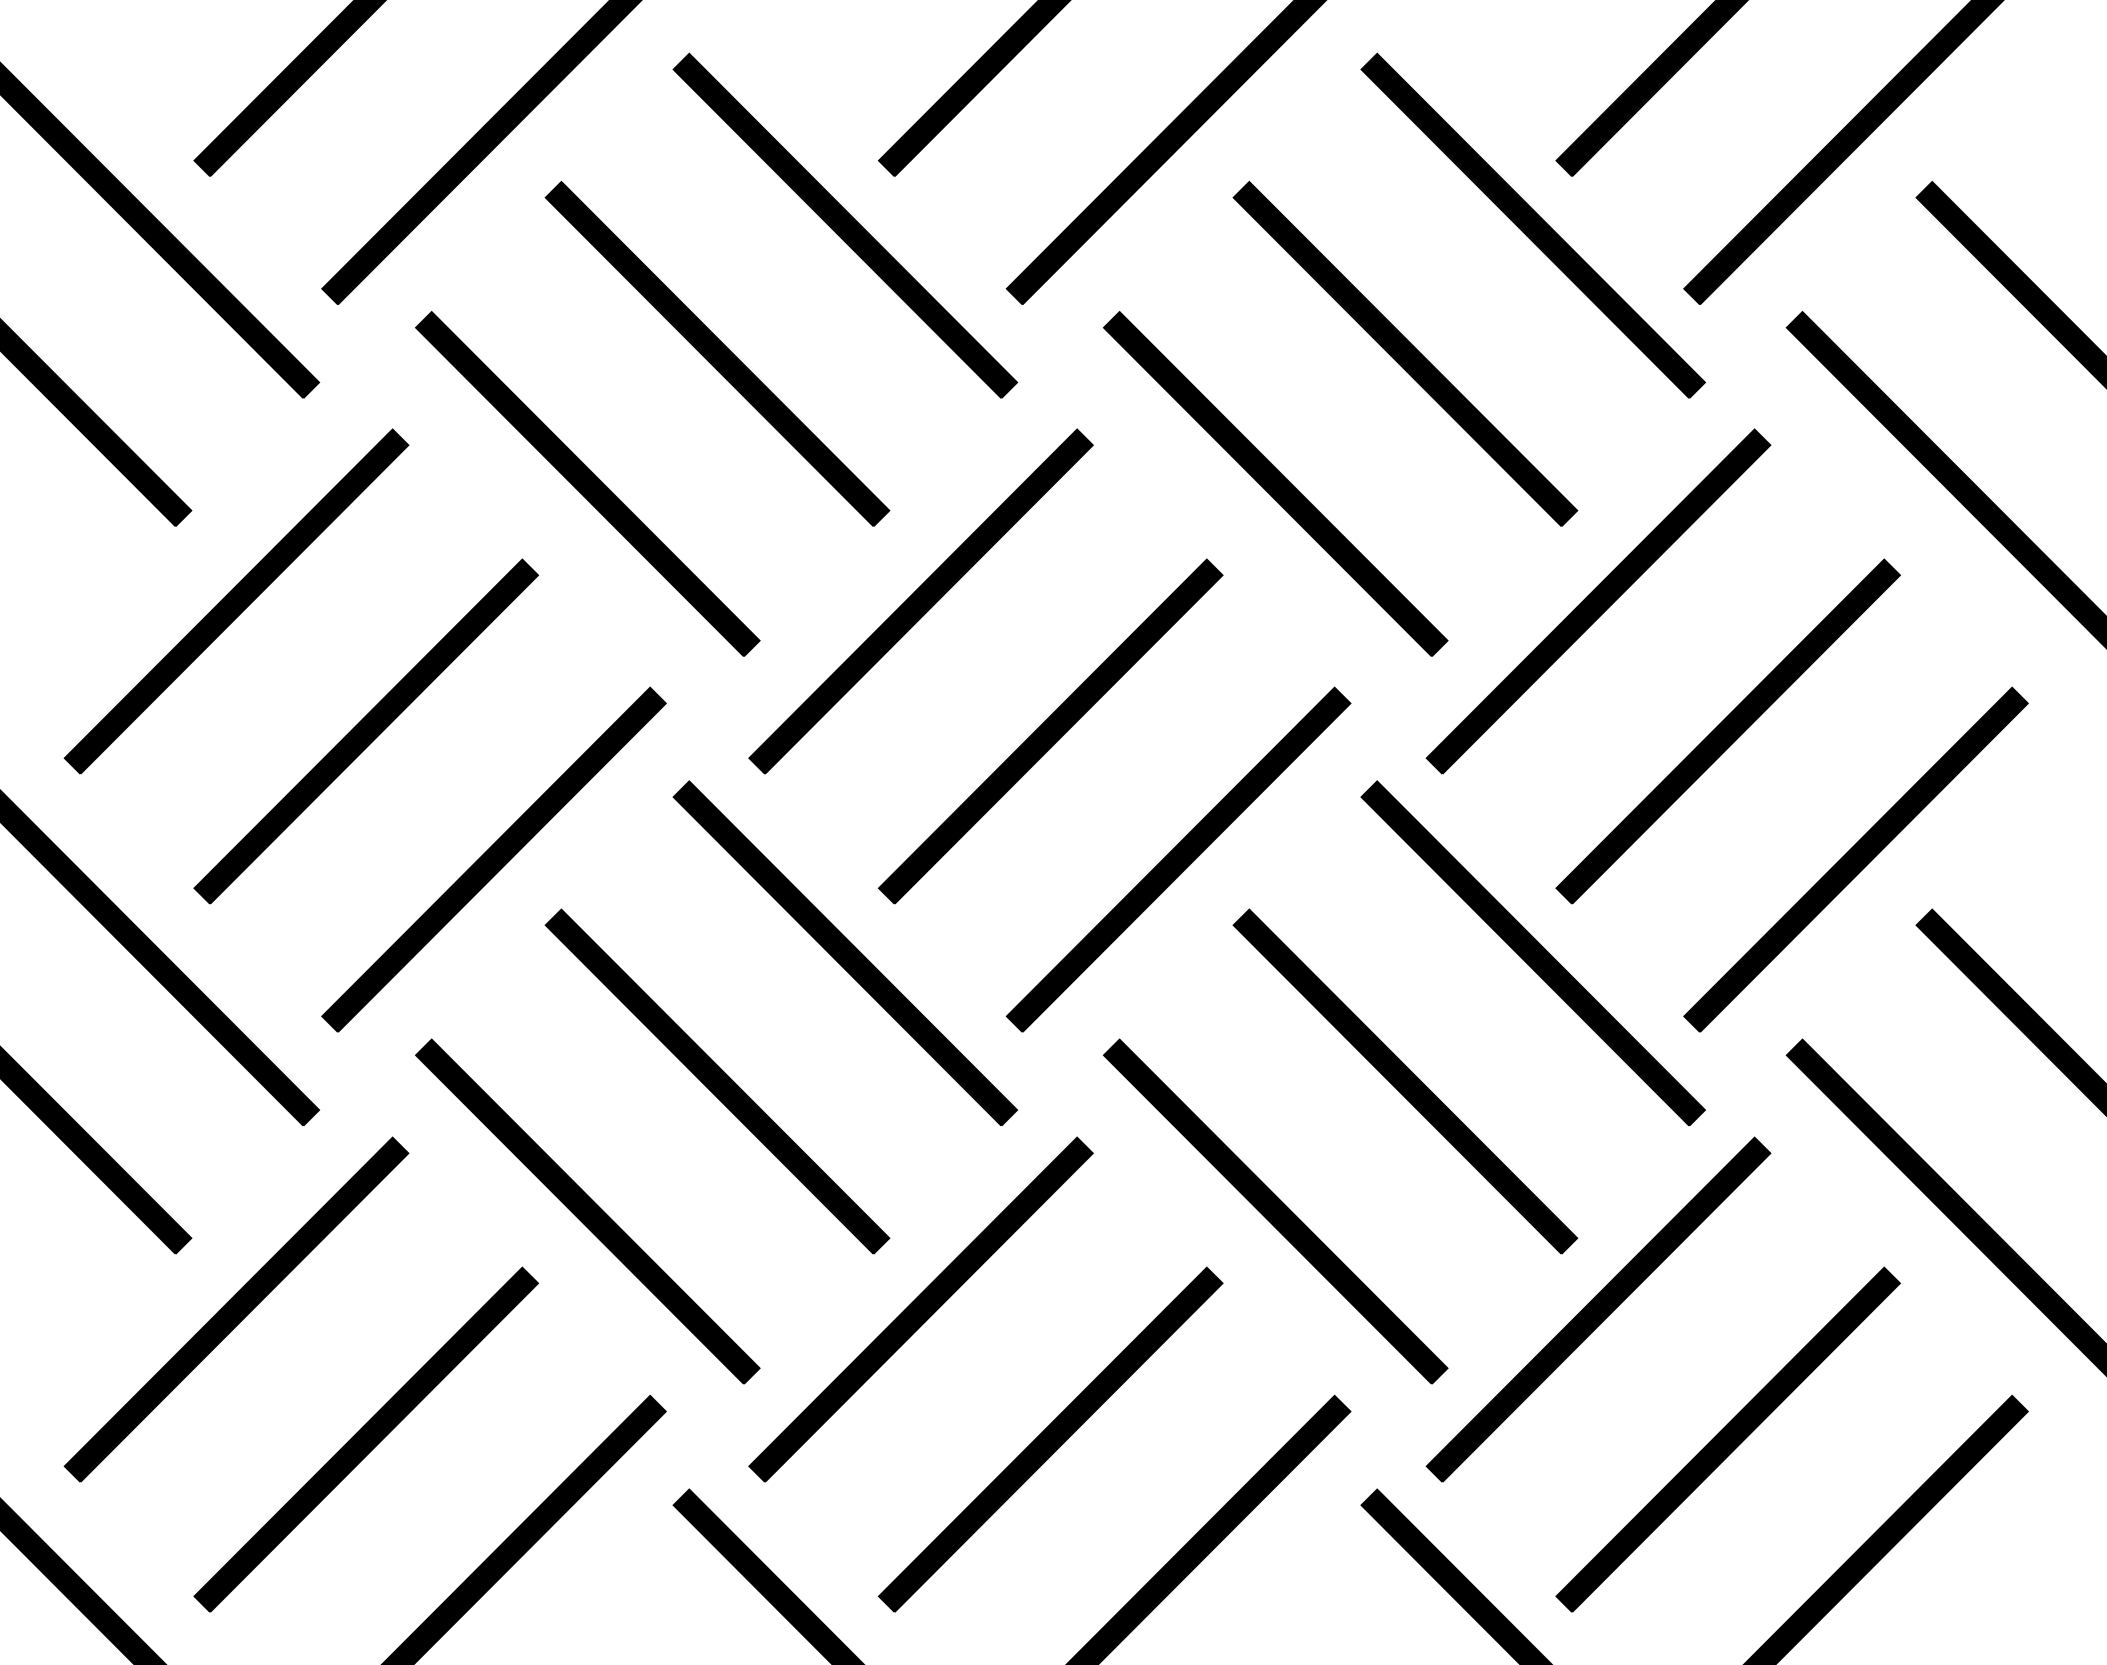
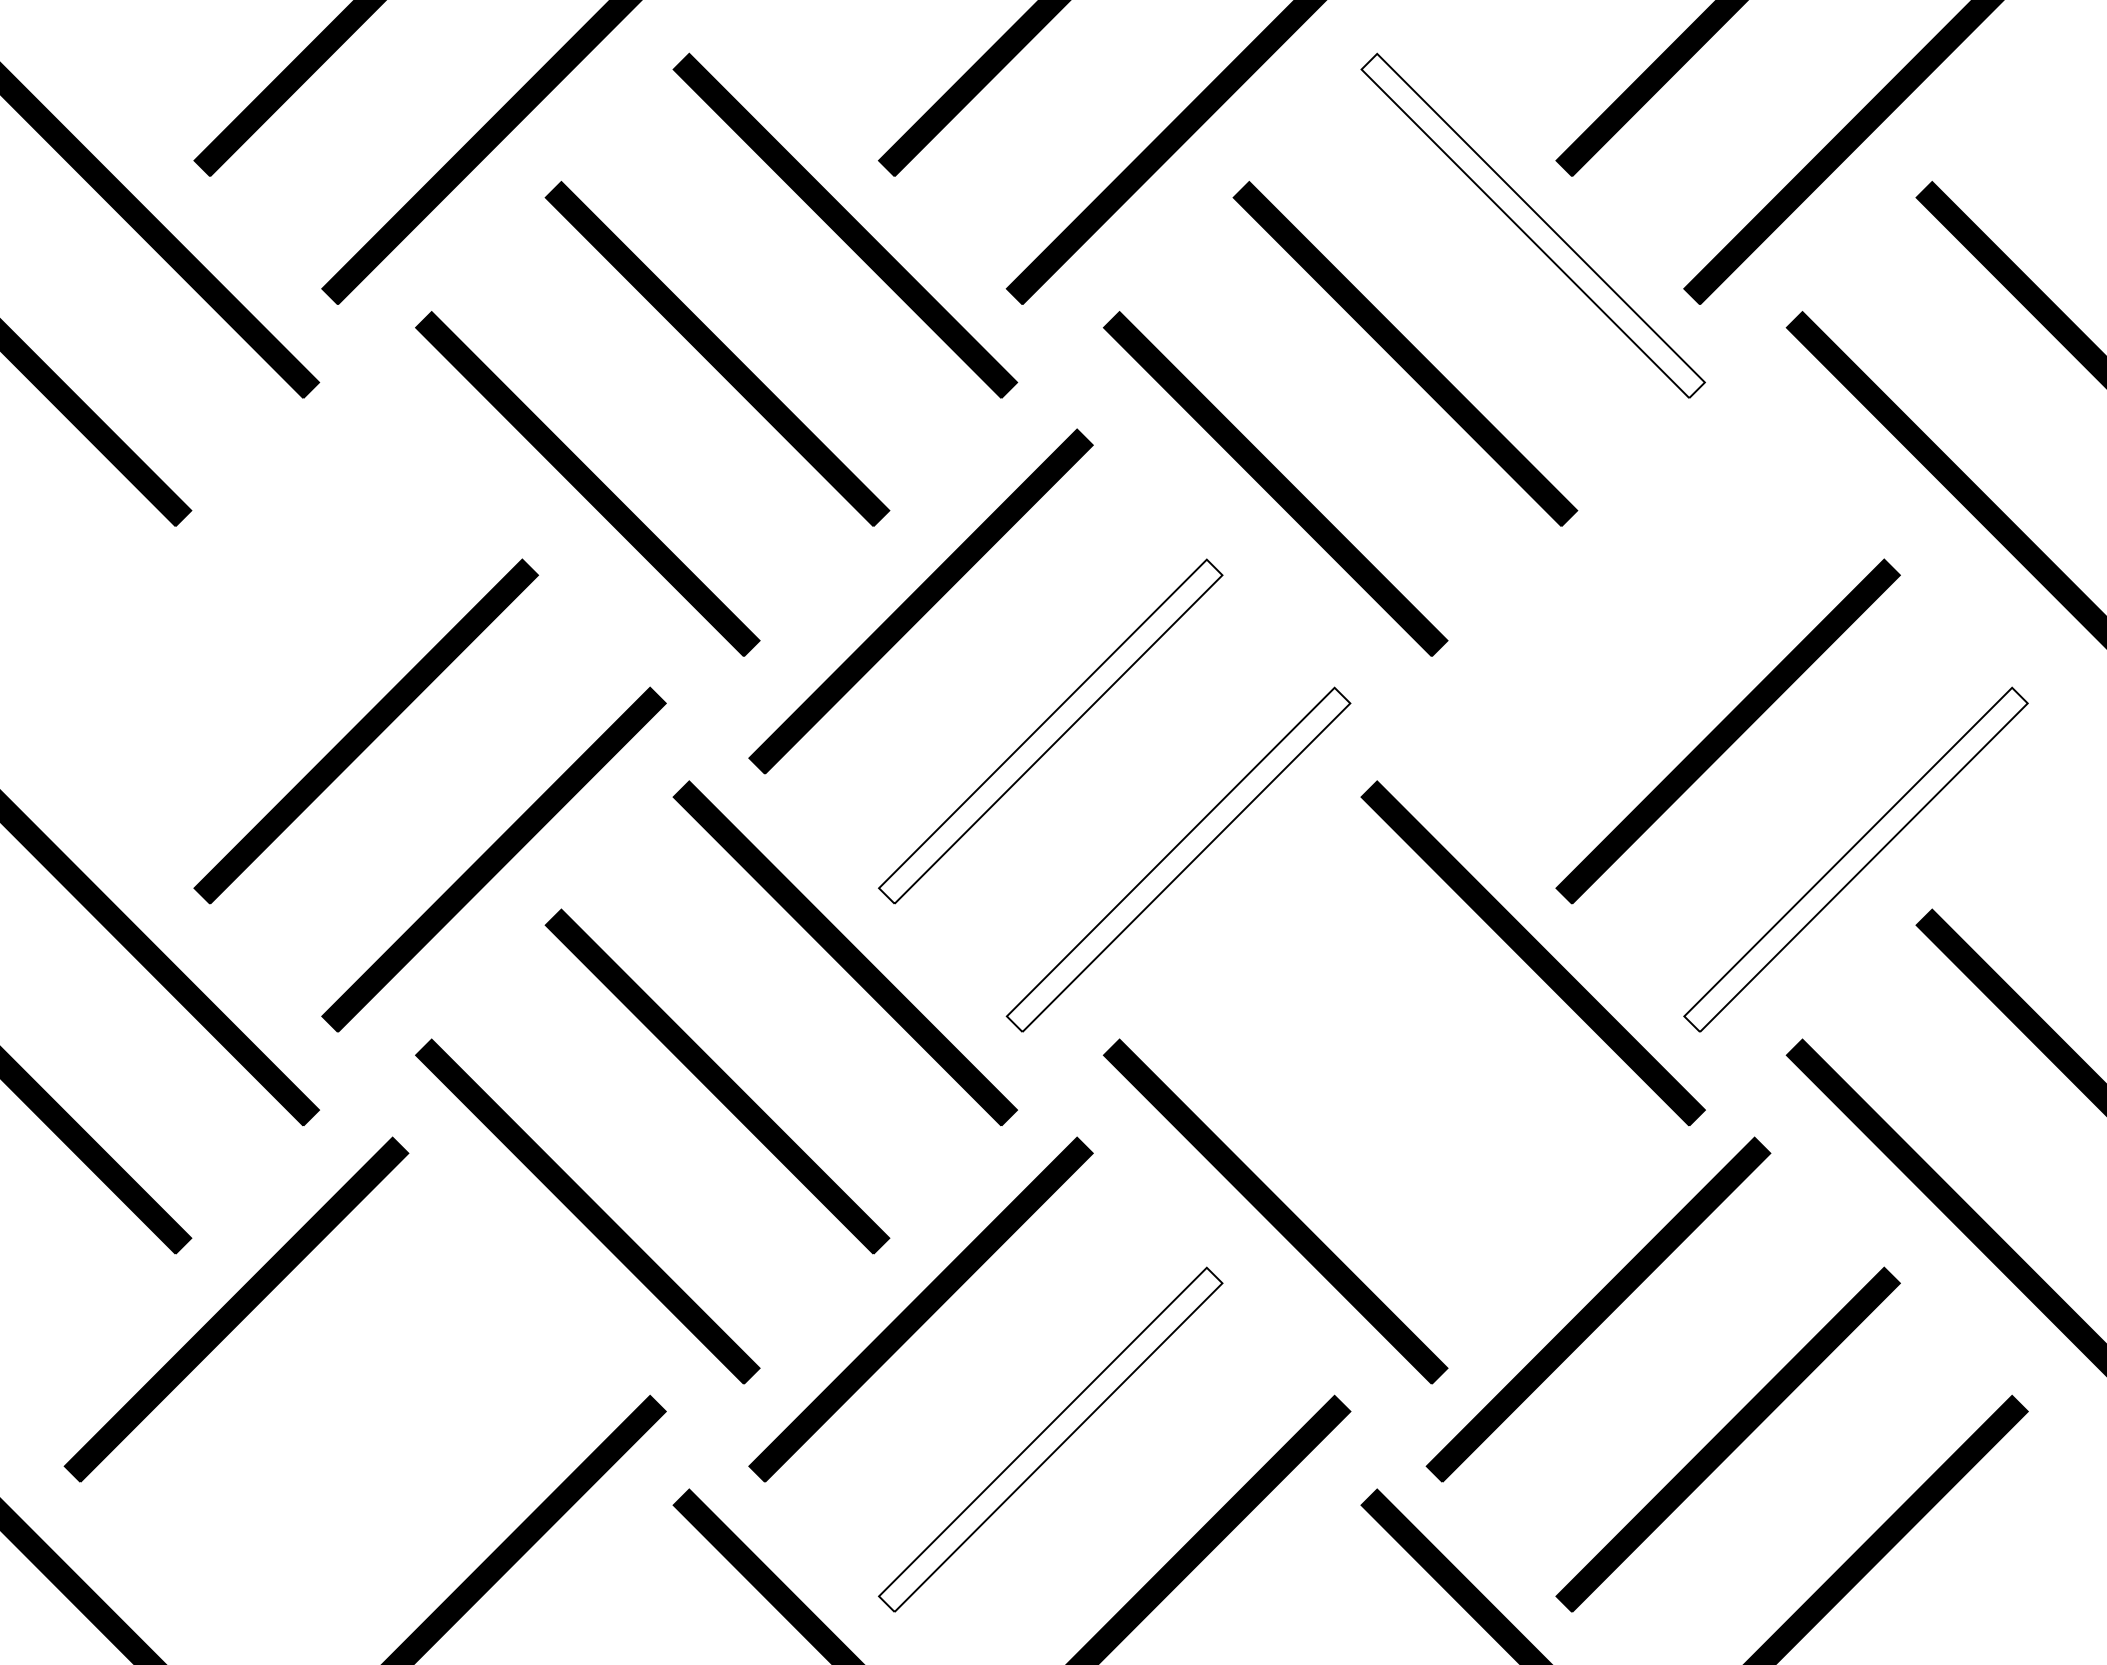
fill: present -> none (1532, 225)
part: present -> none (236, 601)
part: present -> none (1598, 601)
fill: present -> none (1050, 731)
fill: present -> none (1178, 859)
fill: present -> none (1855, 859)
part: present -> none (1405, 1081)
part: present -> none (365, 1439)
fill: present -> none (1050, 1439)
